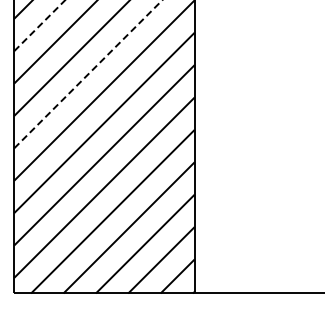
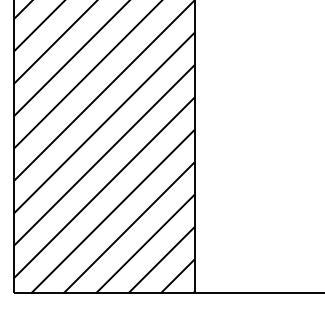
line: dashed -> solid (39, 25)
line: dashed -> solid (88, 74)
